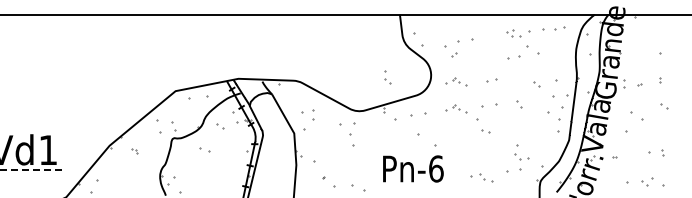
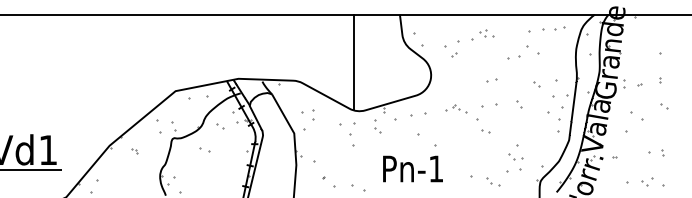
part position: (513, 33) -> (486, 33) (486, 33)
line: none -> present (353, 62)
part position: (387, 77) -> (377, 126) (377, 126)
part: present -> none (456, 81)
part position: (521, 156) -> (515, 156) (515, 156)
text: Pn-6 -> Pn-1 (436, 168)
line: dashed -> solid (30, 170)
part position: (486, 177) -> (493, 181) (493, 181)
